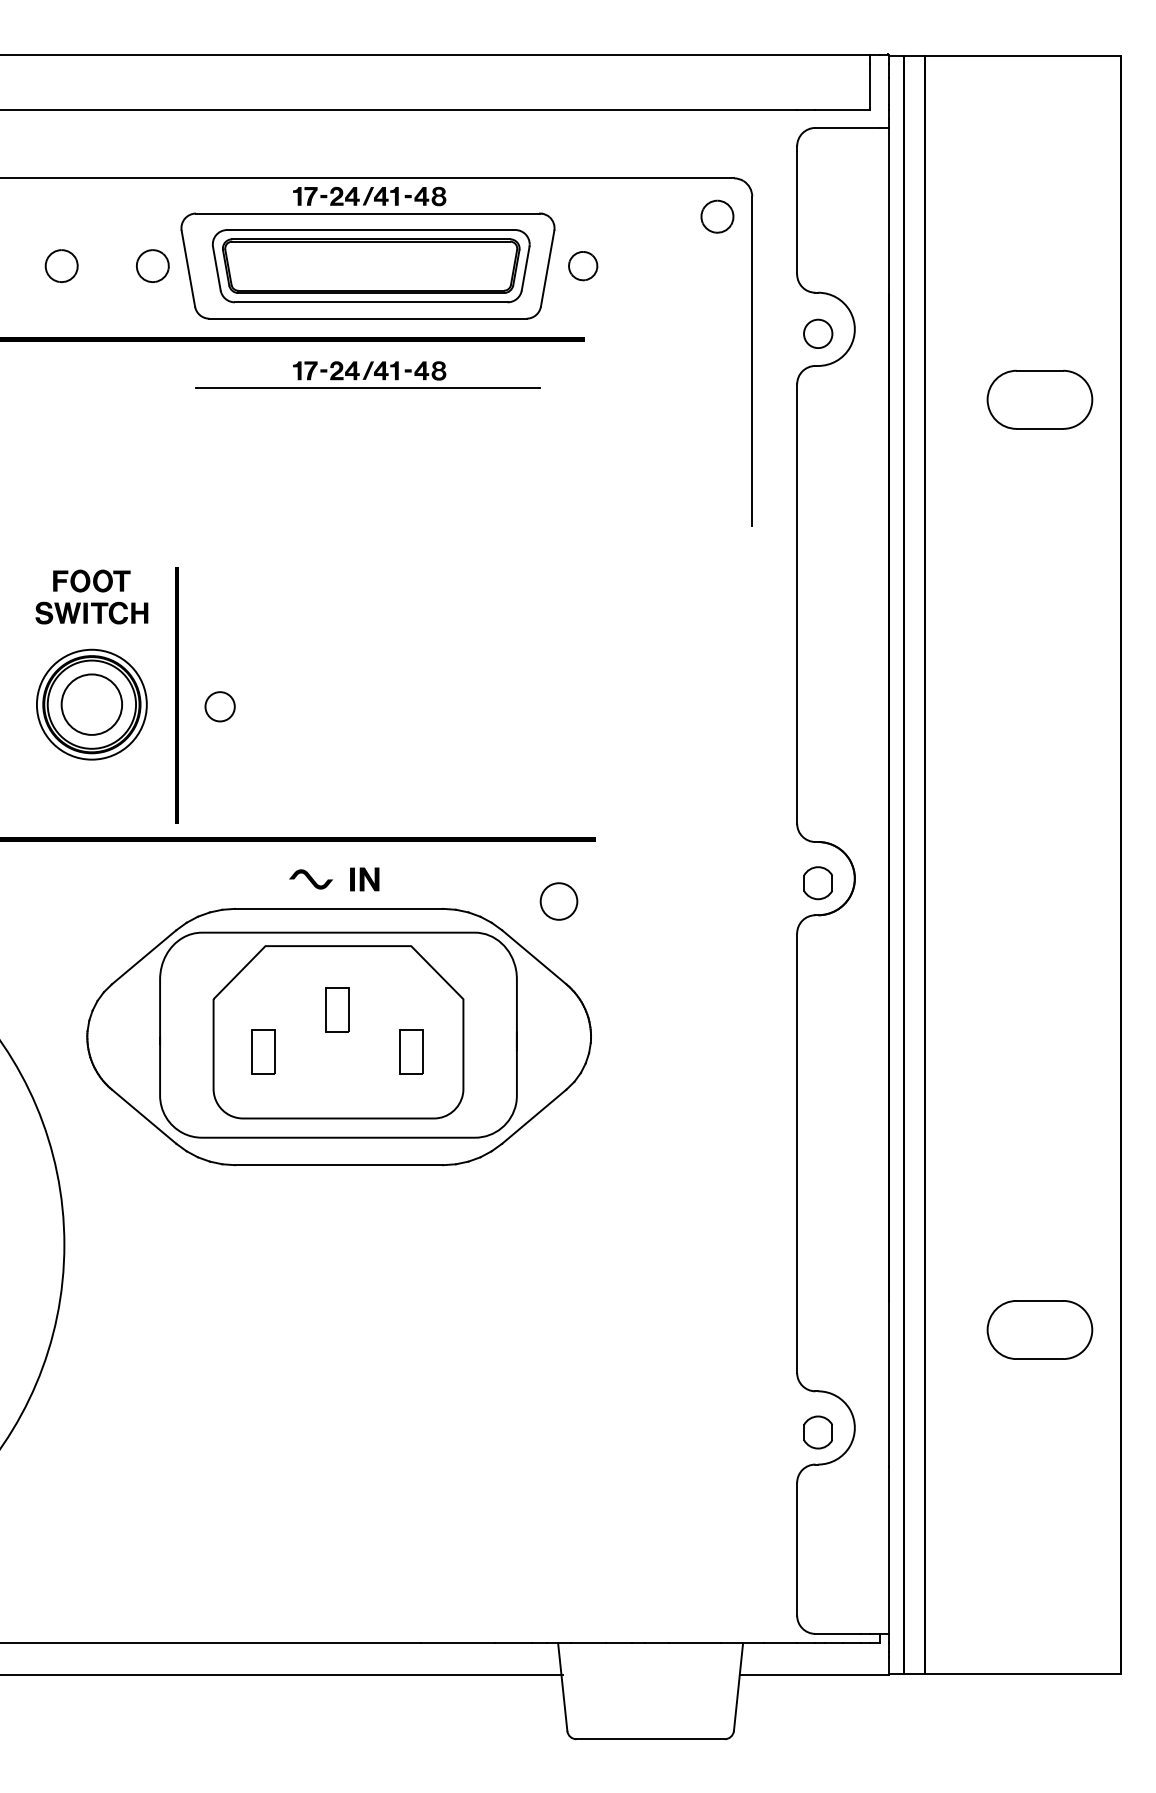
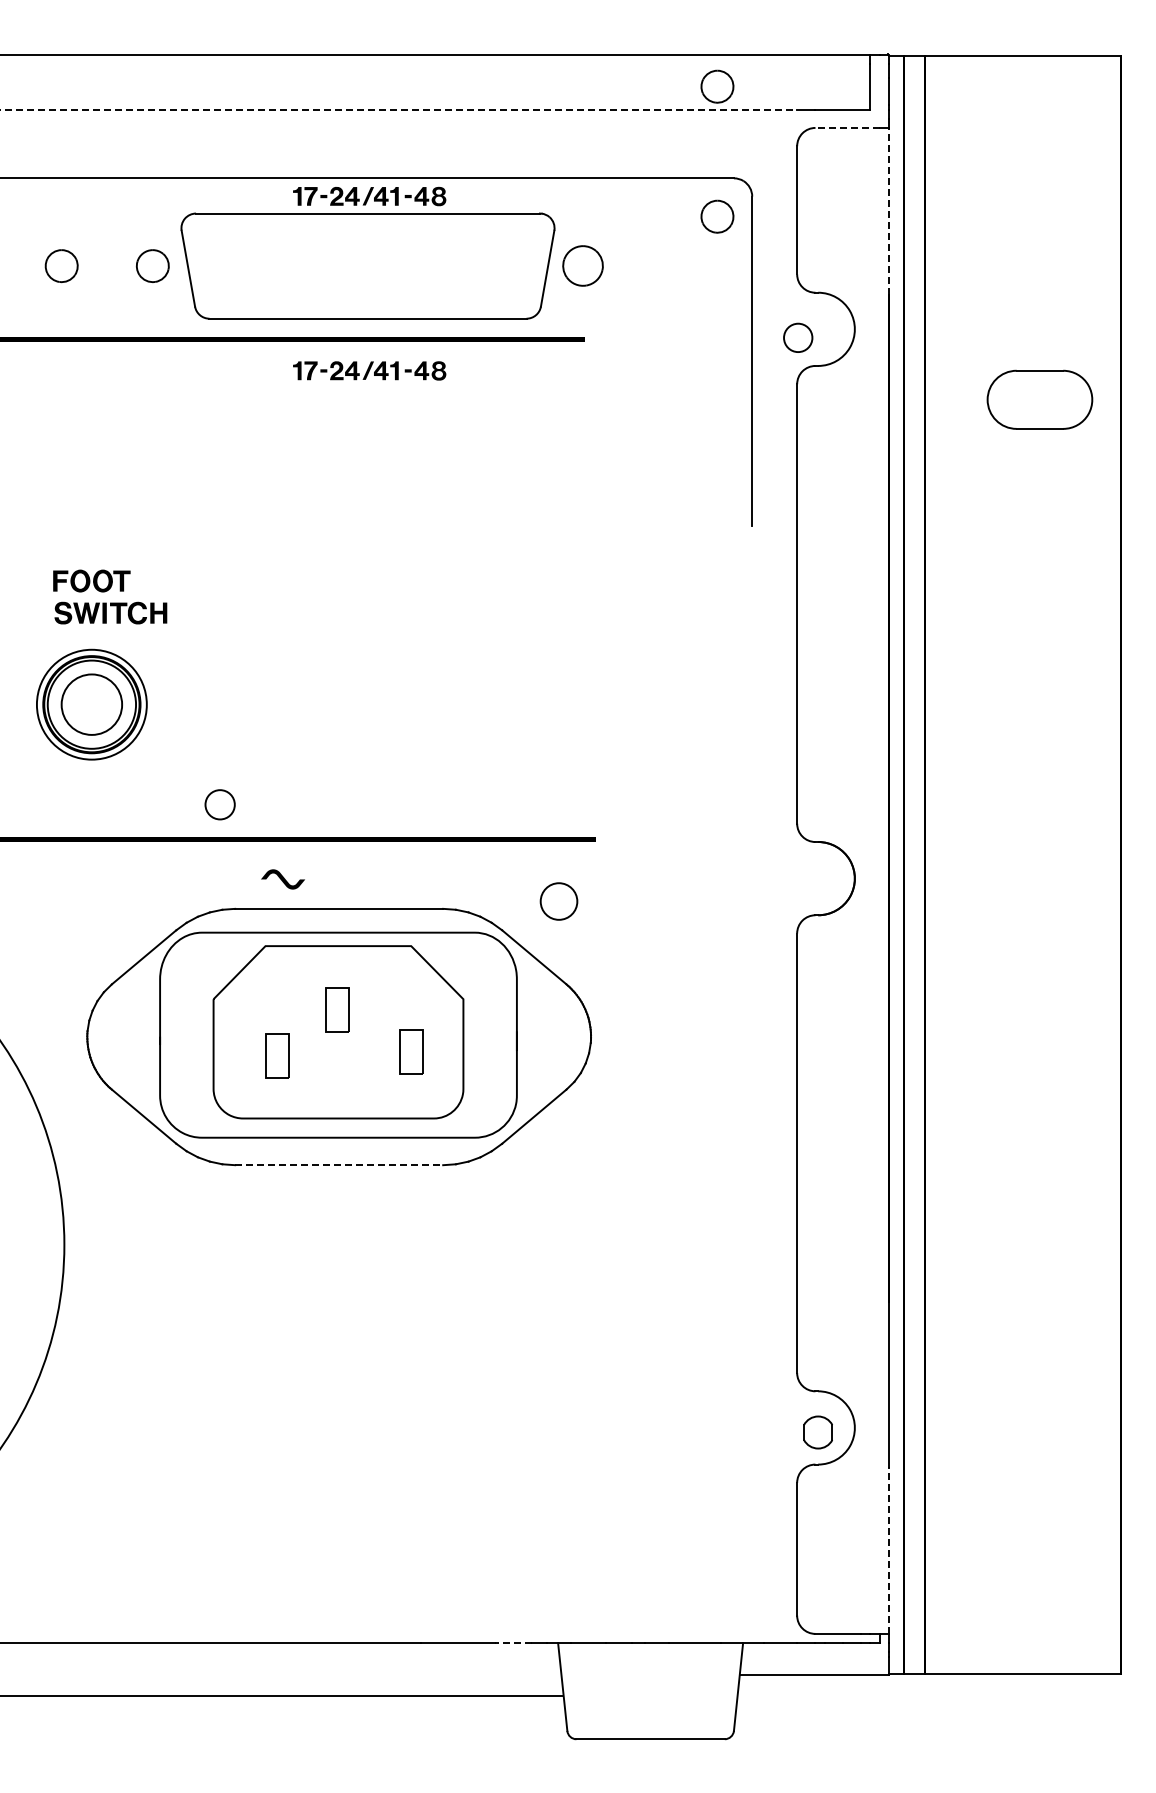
part: none -> present (717, 86)
line: solid -> dashed (399, 109)
line: solid -> dashed (847, 127)
line: solid -> dashed (888, 211)
part: present -> none (370, 266)
part size: 31x31 px -> 42x42 px (582, 265)
part position: (818, 333) -> (798, 337) (798, 337)
line: present -> none (367, 387)
part position: (91, 612) -> (110, 612) (110, 612)
fill: present -> none (176, 695)
part position: (219, 706) -> (219, 804) (219, 804)
part position: (310, 879) -> (282, 879) (282, 879)
part: present -> none (364, 879)
part: present -> none (817, 883)
part position: (263, 1051) -> (277, 1055) (277, 1055)
line: solid -> dashed (339, 1165)
part: present -> none (1039, 1329)
line: solid -> dashed (888, 1550)
line: solid -> dashed (512, 1643)
line position: (282, 1675) -> (282, 1696) (282, 1696)
